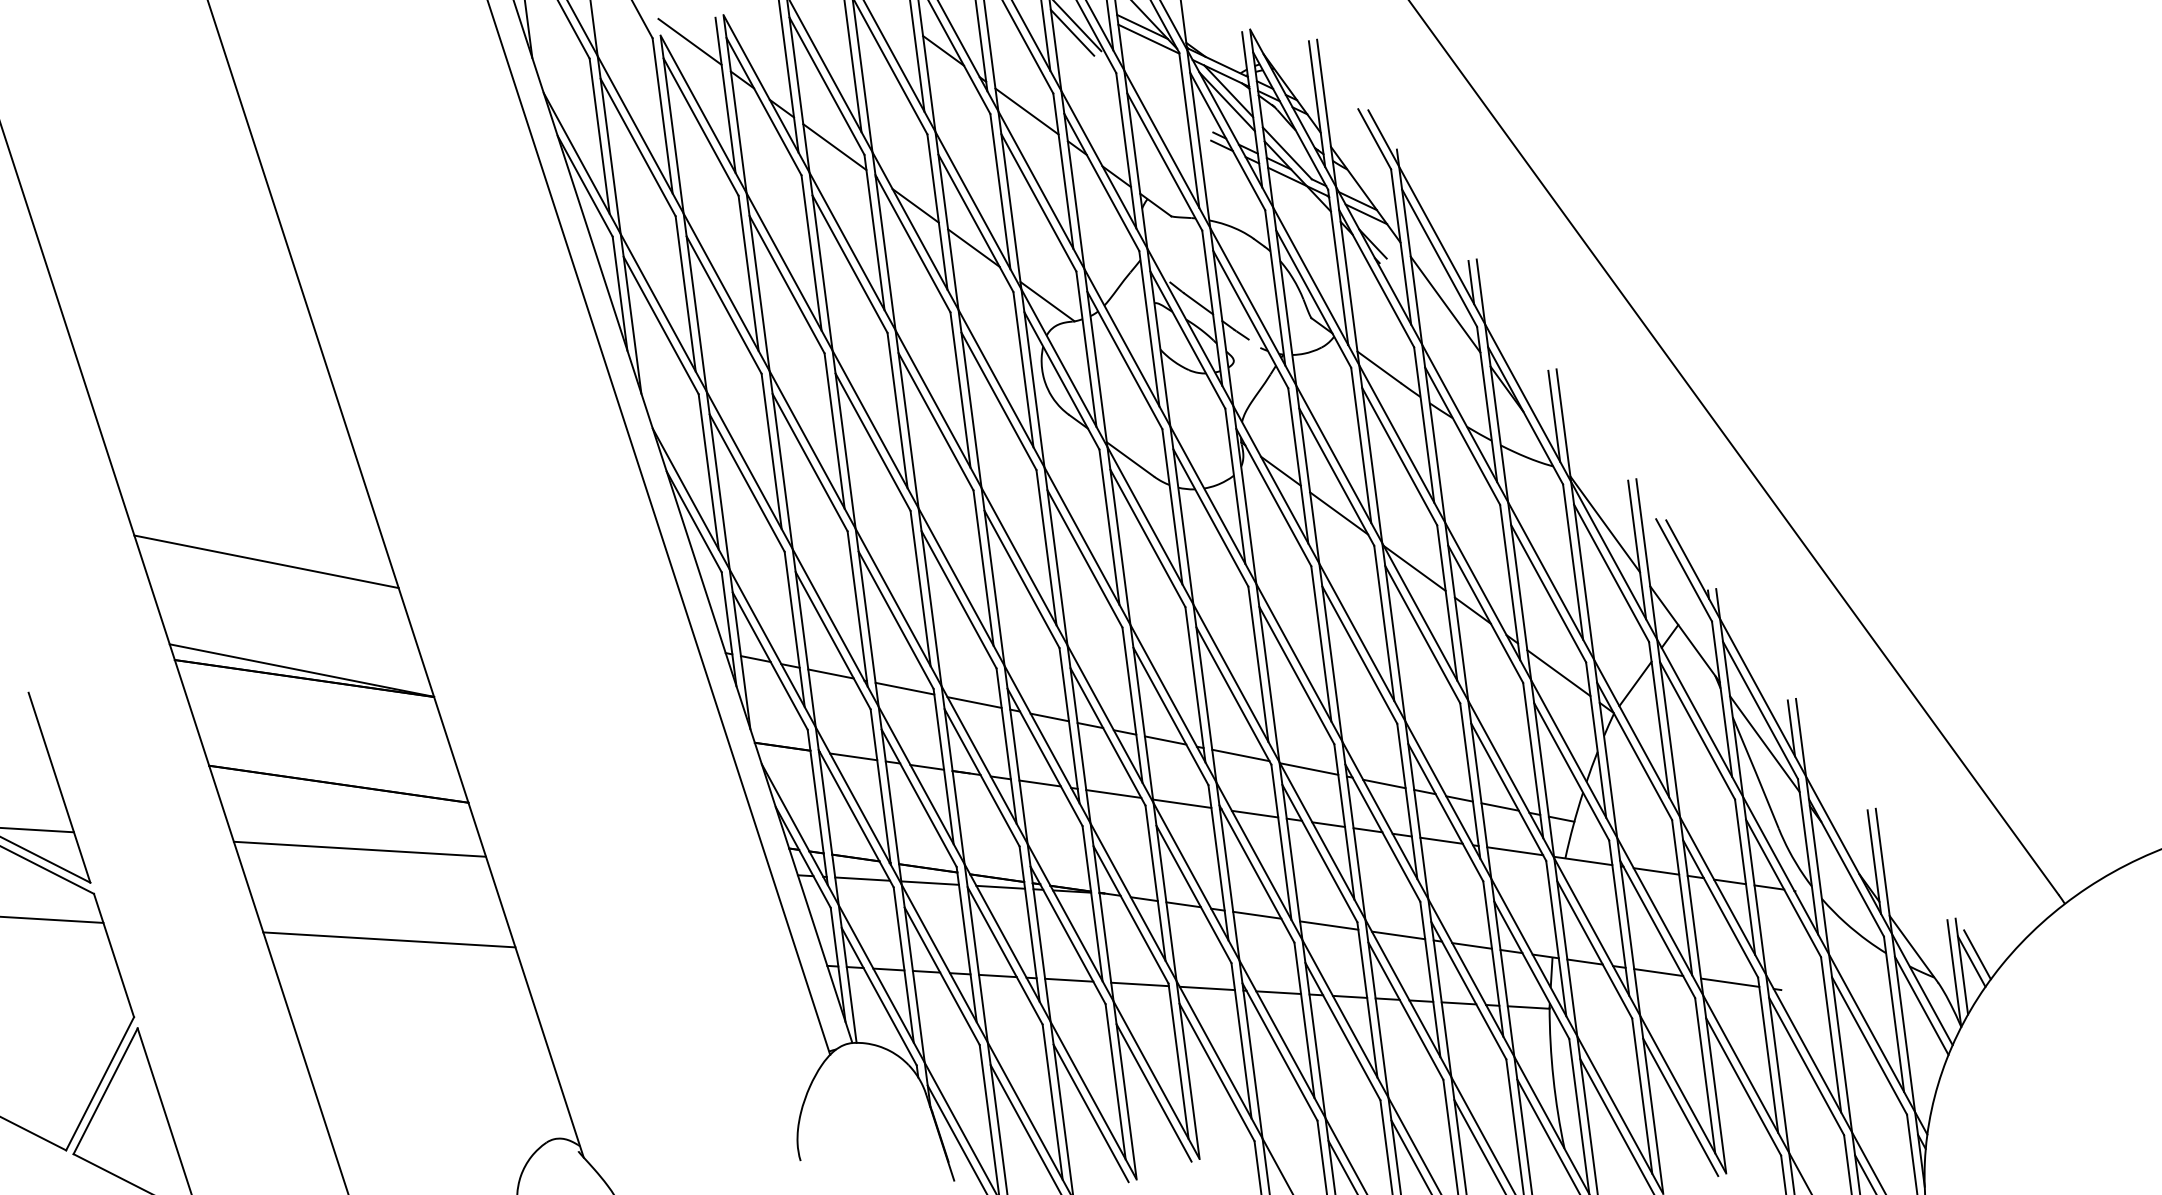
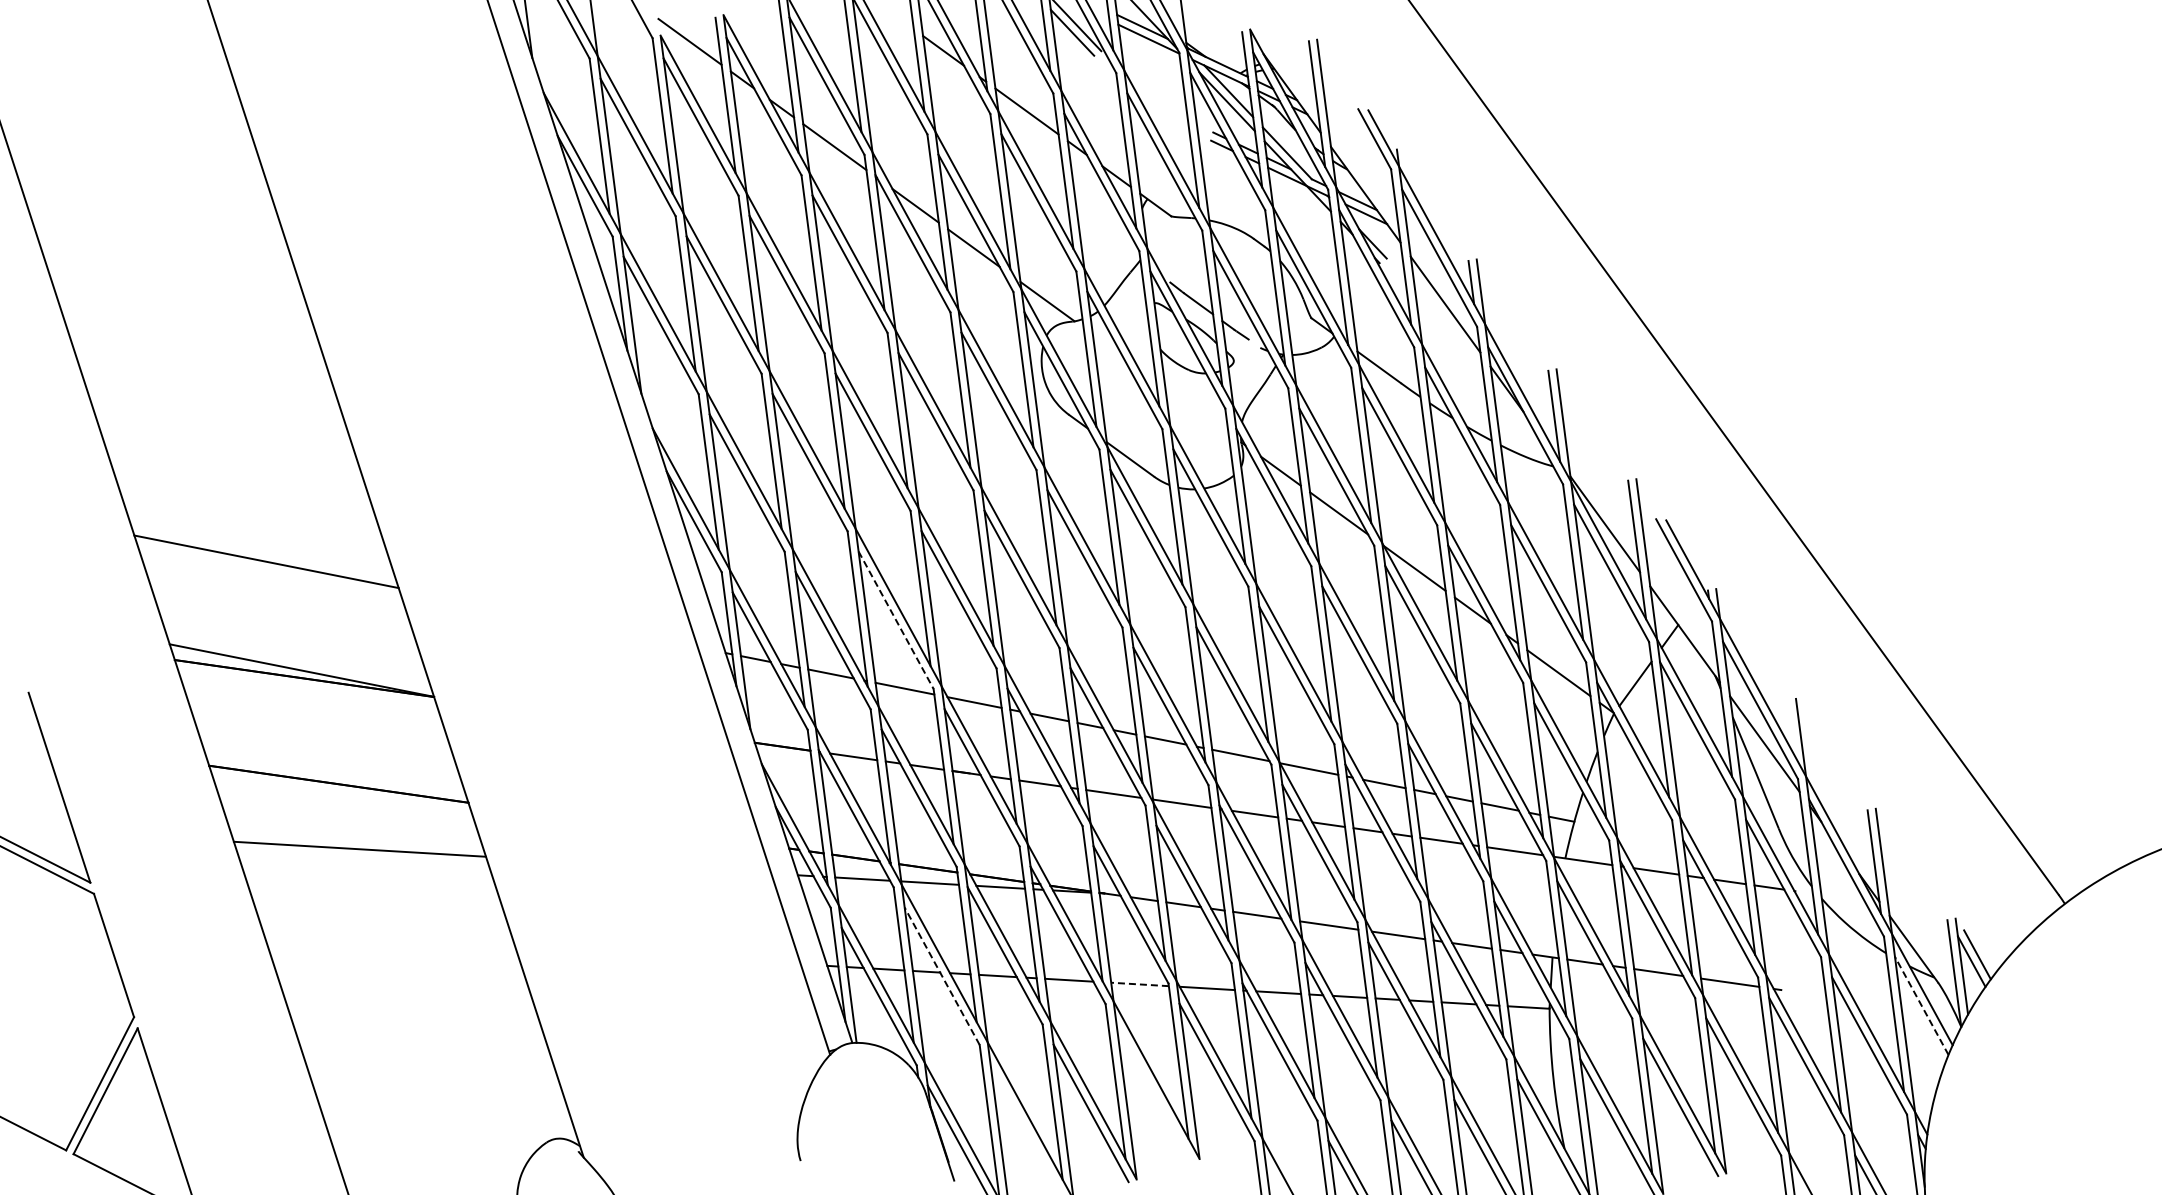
line: solid -> dashed (896, 620)
line: present -> none (1791, 728)
line: present -> none (37, 830)
line: present -> none (52, 919)
line: present -> none (389, 939)
line: solid -> dashed (941, 975)
line: solid -> dashed (1140, 984)
line: solid -> dashed (1921, 1005)
line: present -> none (1153, 1092)
line: present -> none (1024, 1128)
